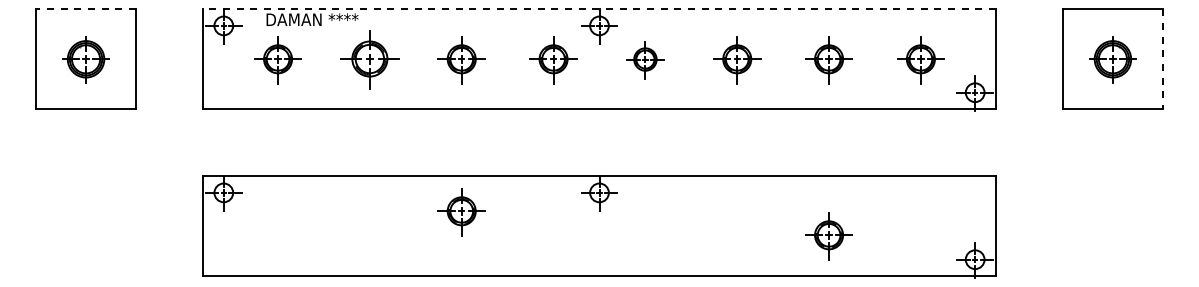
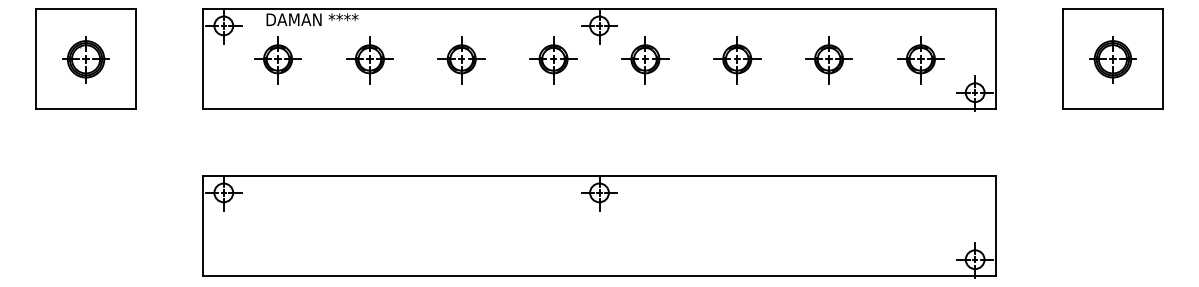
line: dashed -> solid (85, 9)
line: dashed -> solid (599, 9)
part size: 60x60 px -> 48x49 px (369, 60)
line: dashed -> solid (1163, 59)
part size: 39x39 px -> 49x49 px (645, 60)
part: present -> none (461, 212)
part: present -> none (828, 236)
